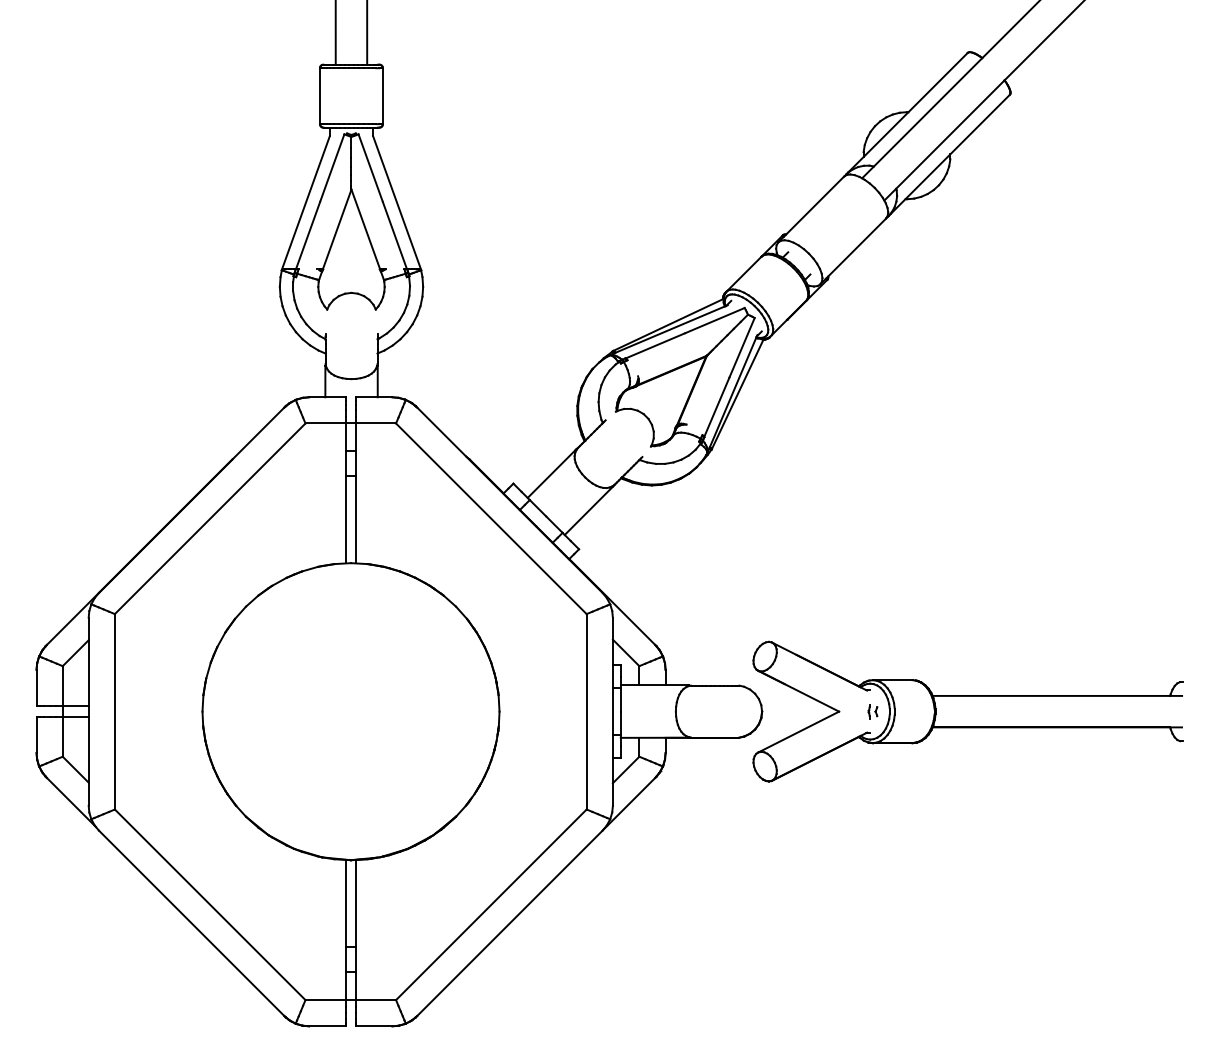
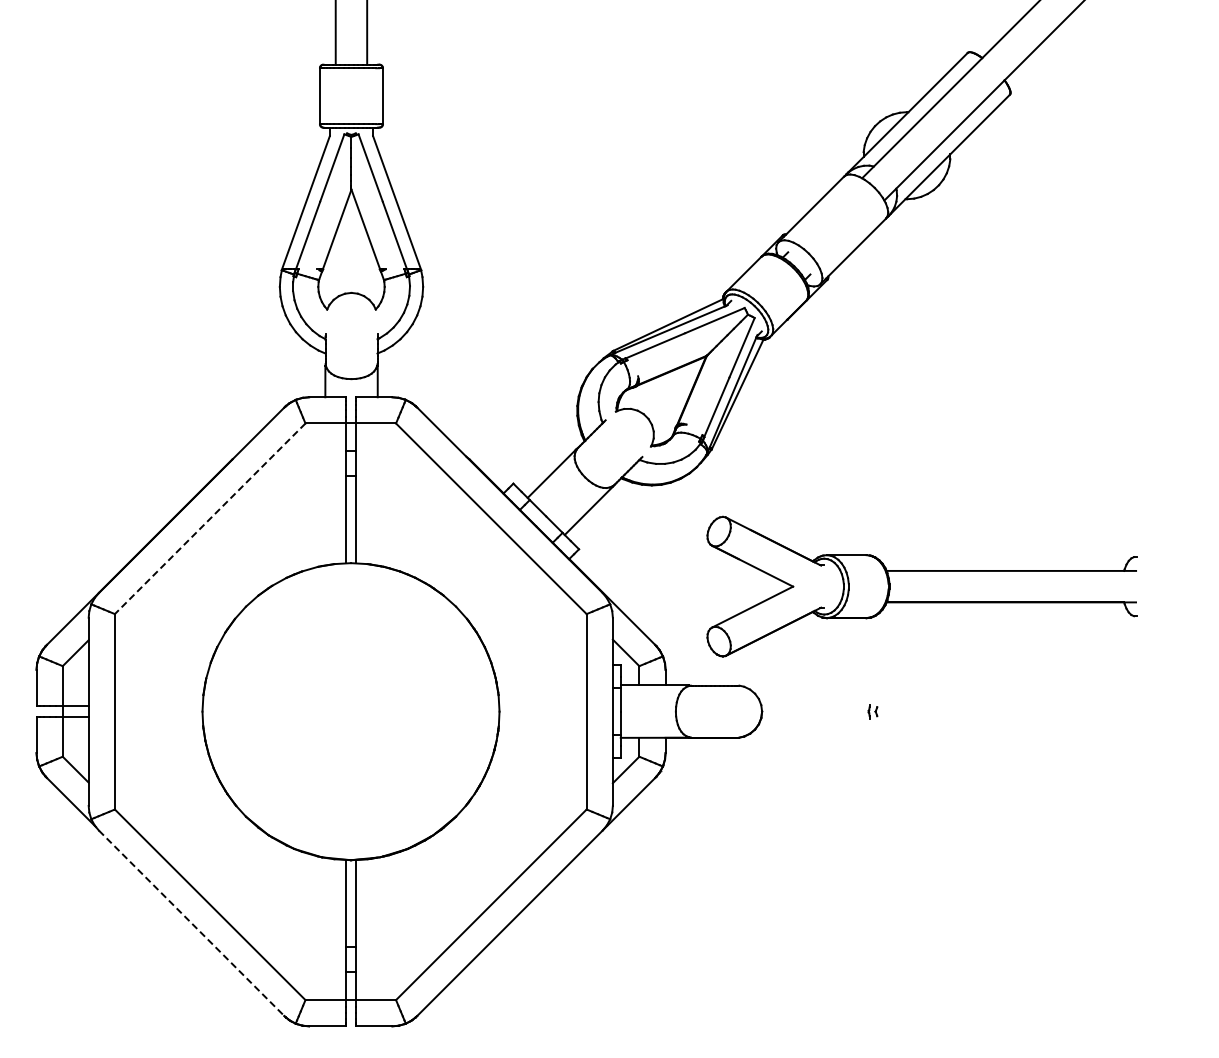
line: solid -> dashed (210, 518)
part position: (967, 696) -> (921, 571) (921, 571)
line: solid -> dashed (192, 923)
